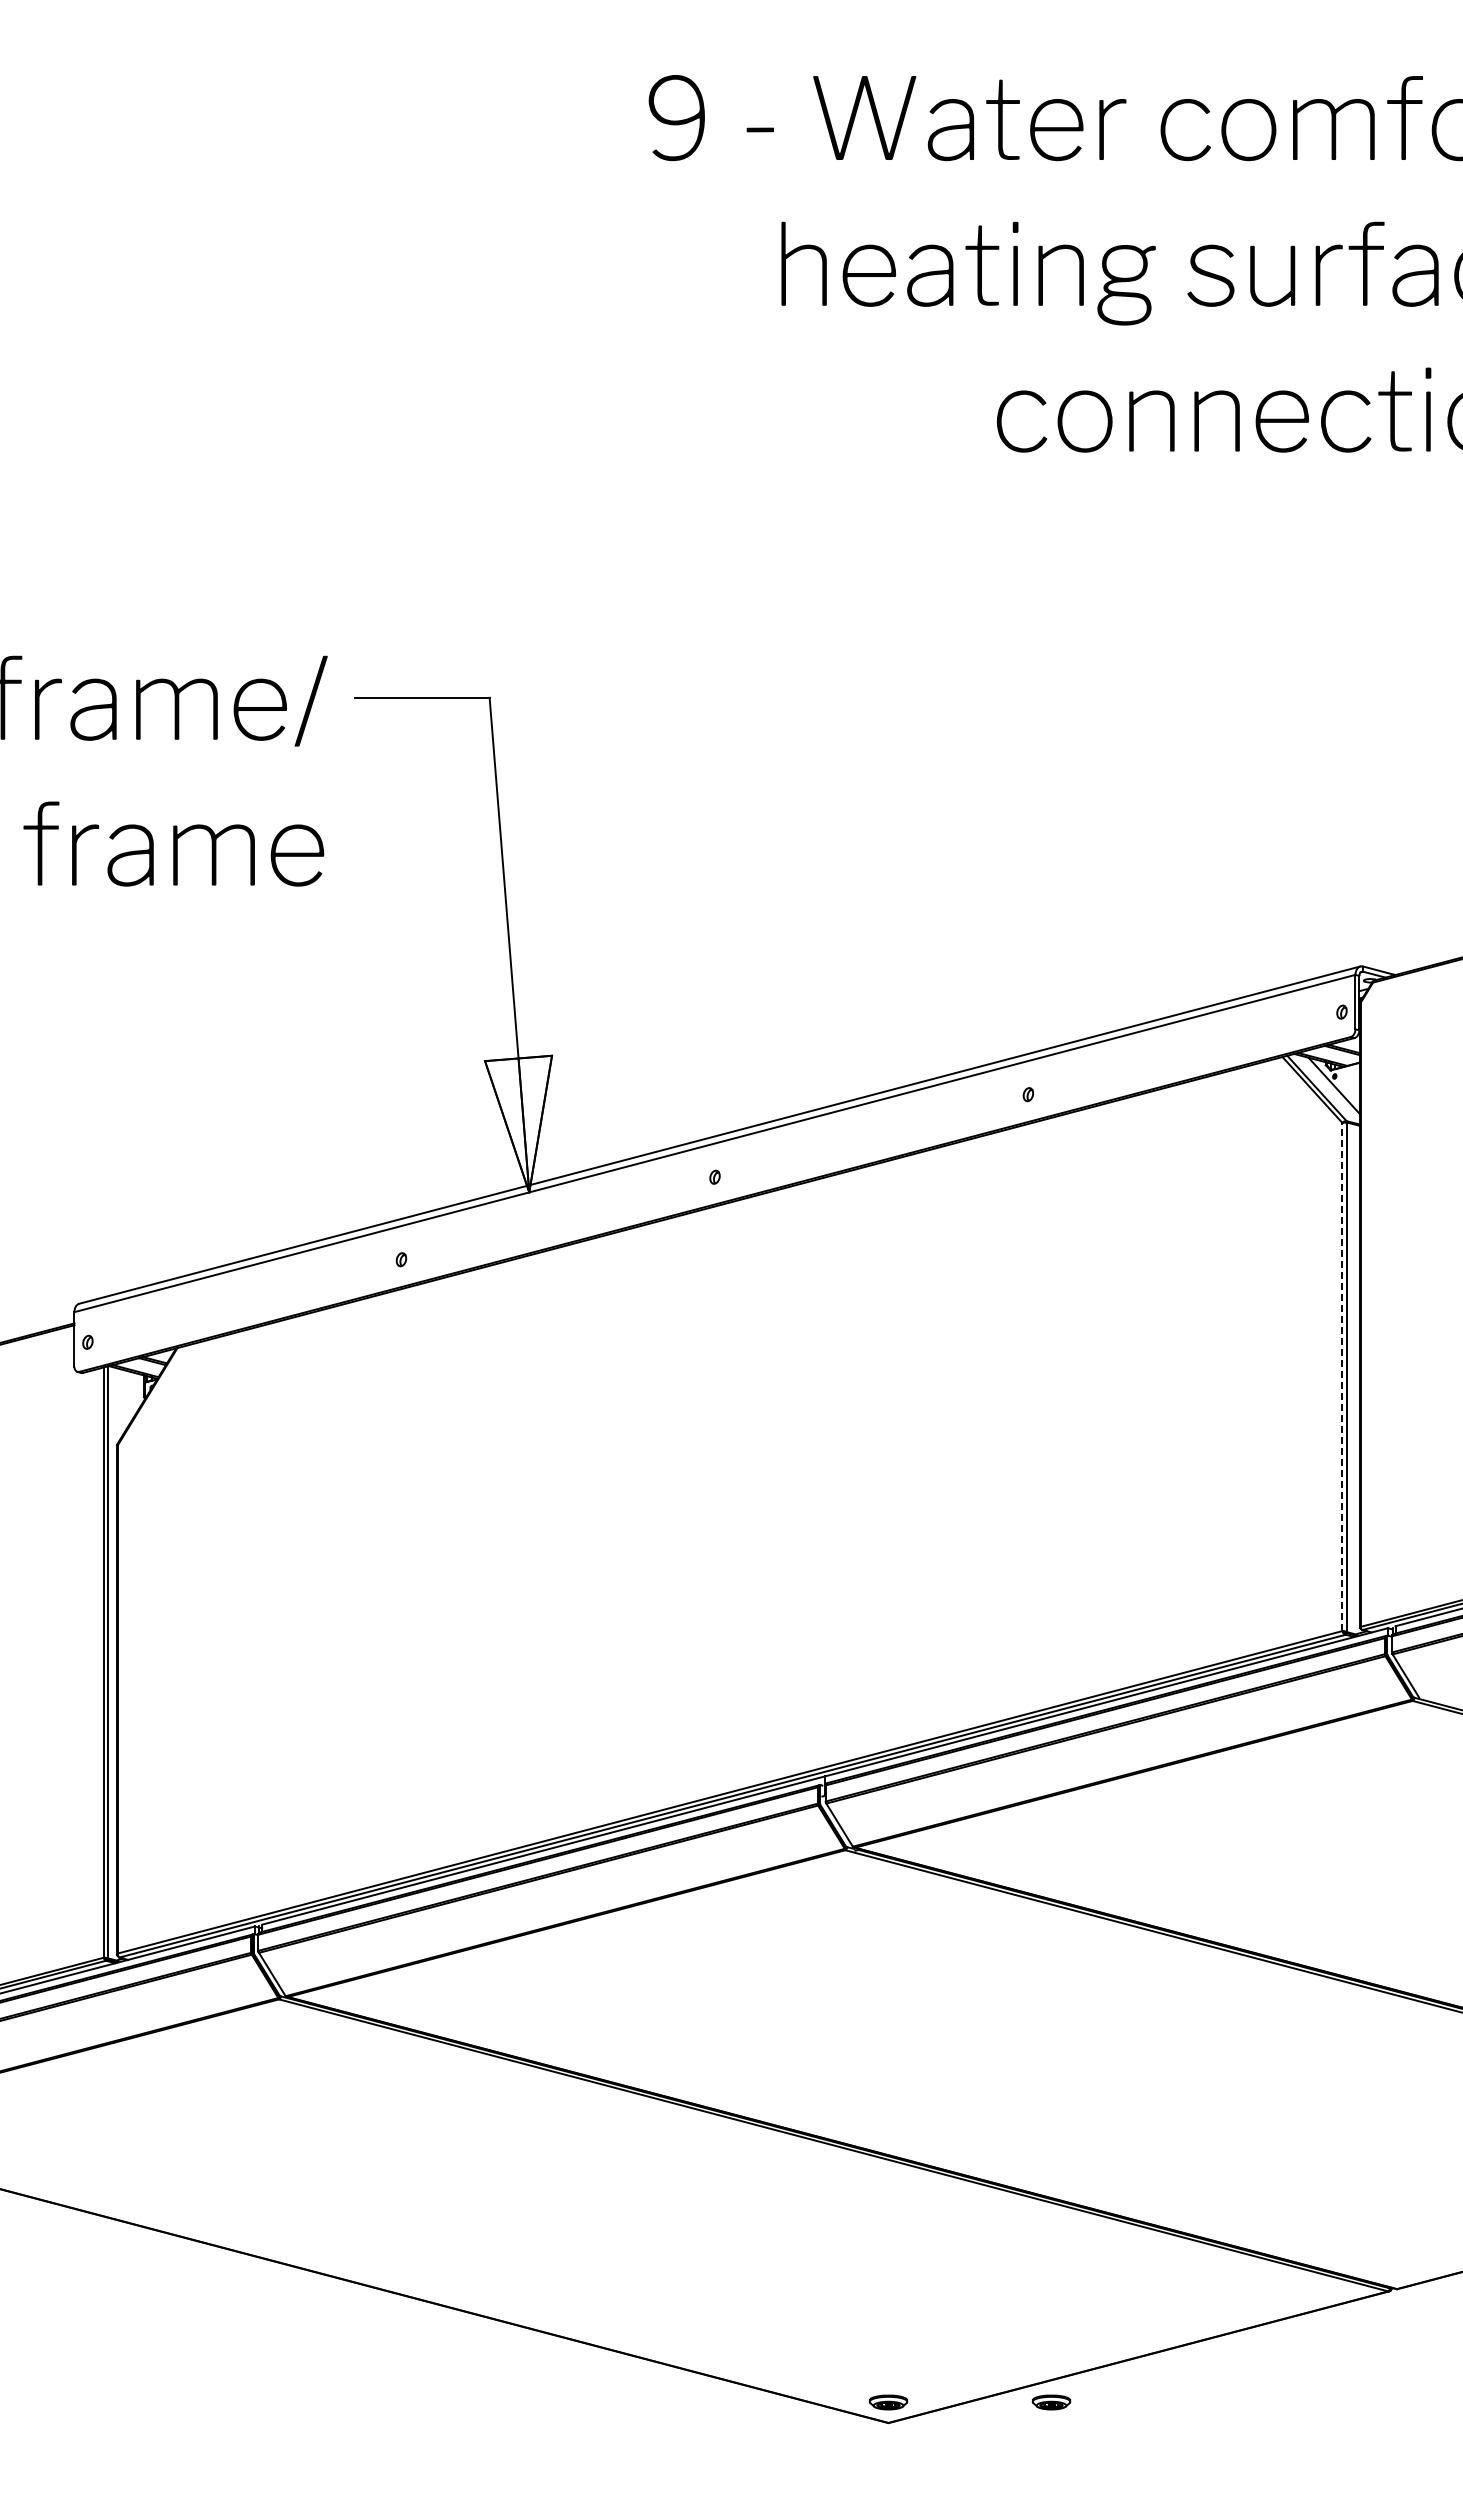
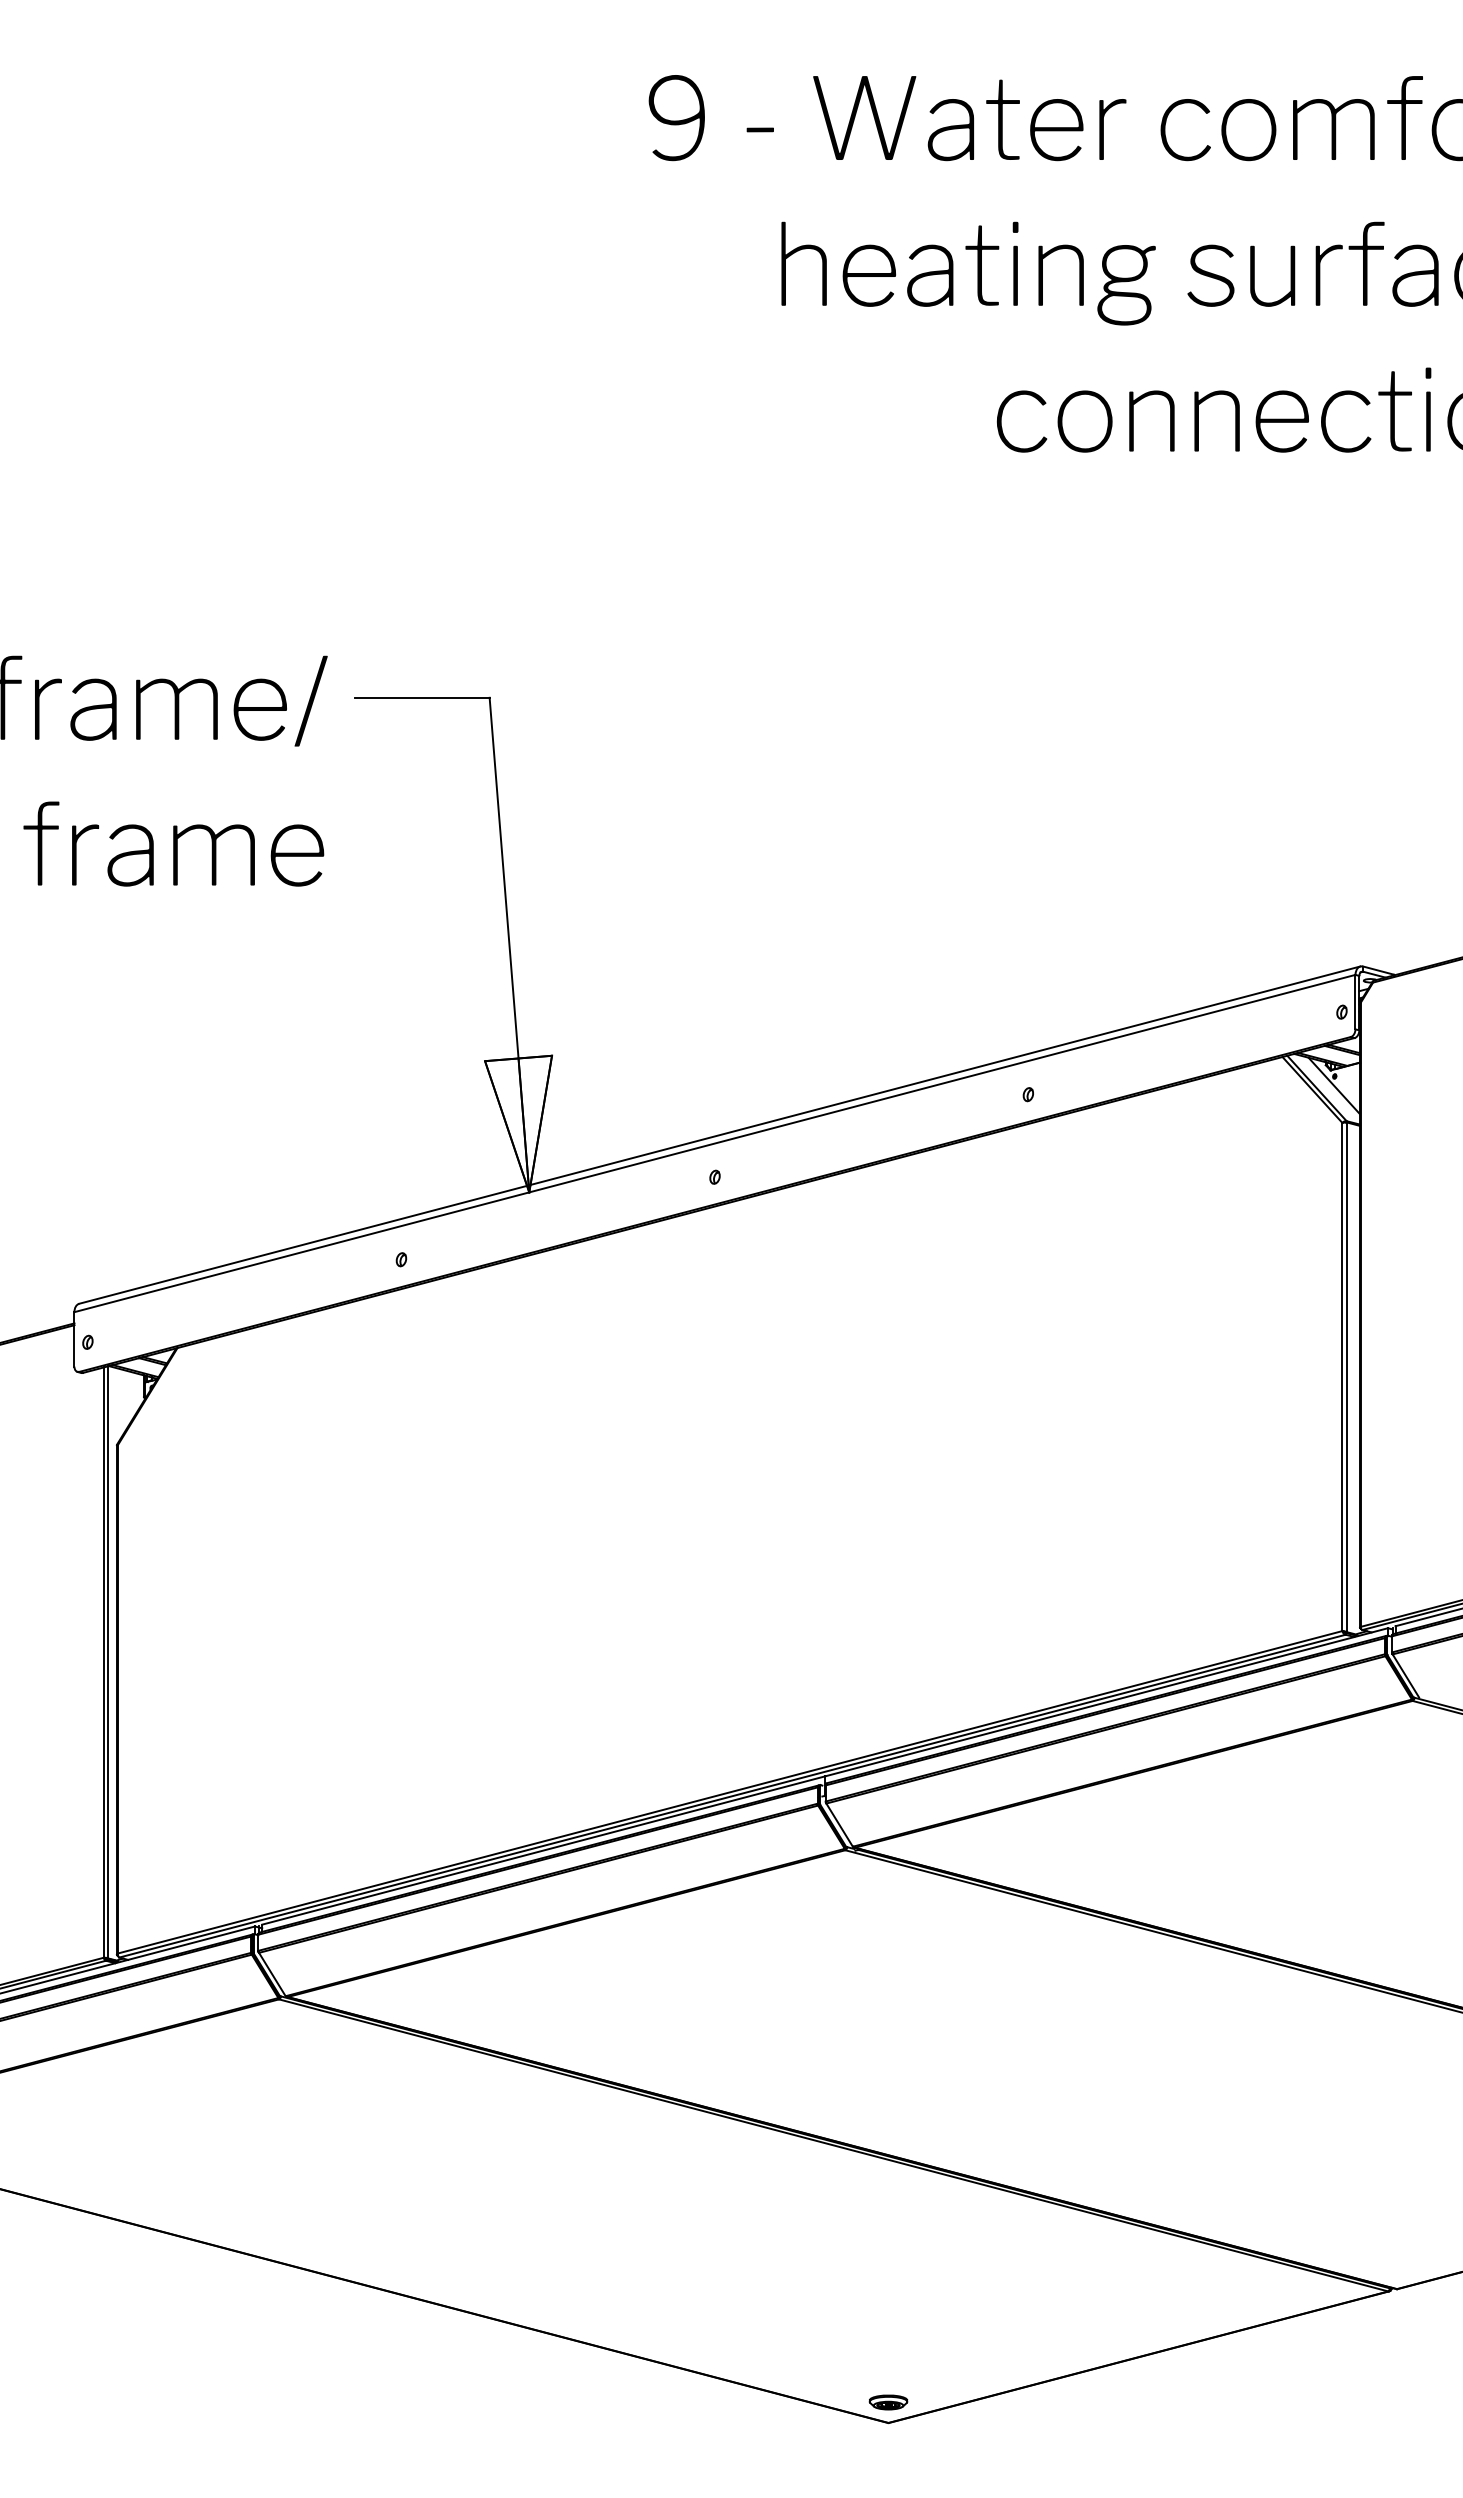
line: dashed -> solid (1342, 1376)
part: present -> none (1051, 2402)
